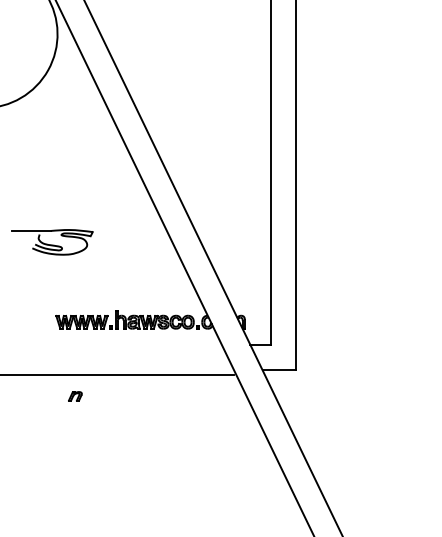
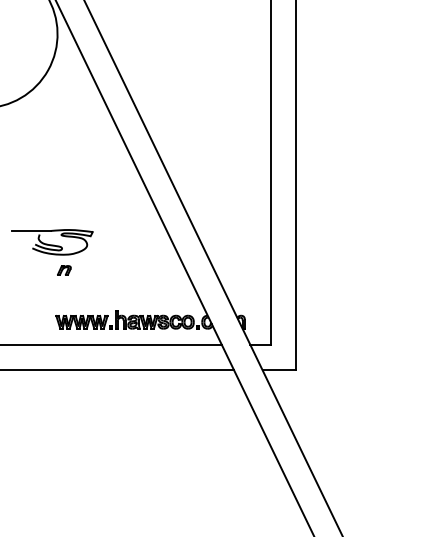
line: none -> present (111, 344)
line position: (118, 375) -> (118, 370) (118, 370)
part position: (75, 396) -> (64, 270) (64, 270)
